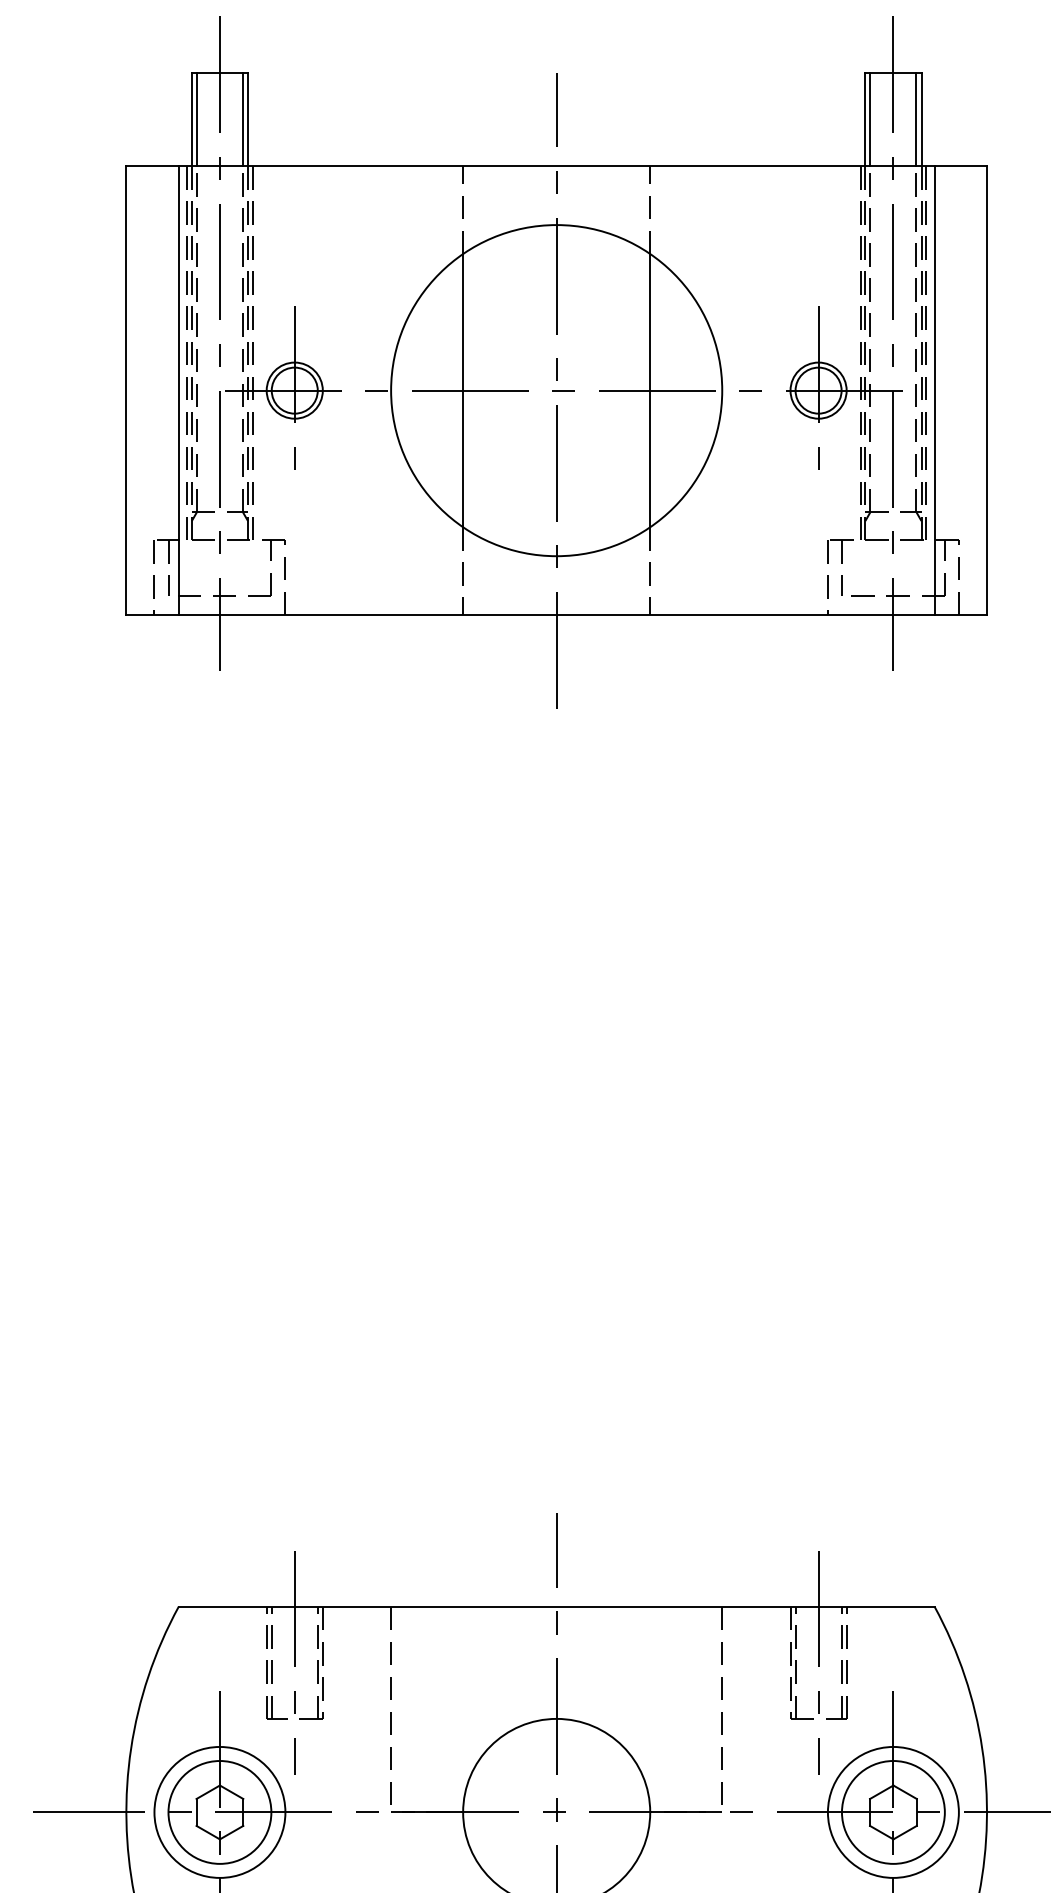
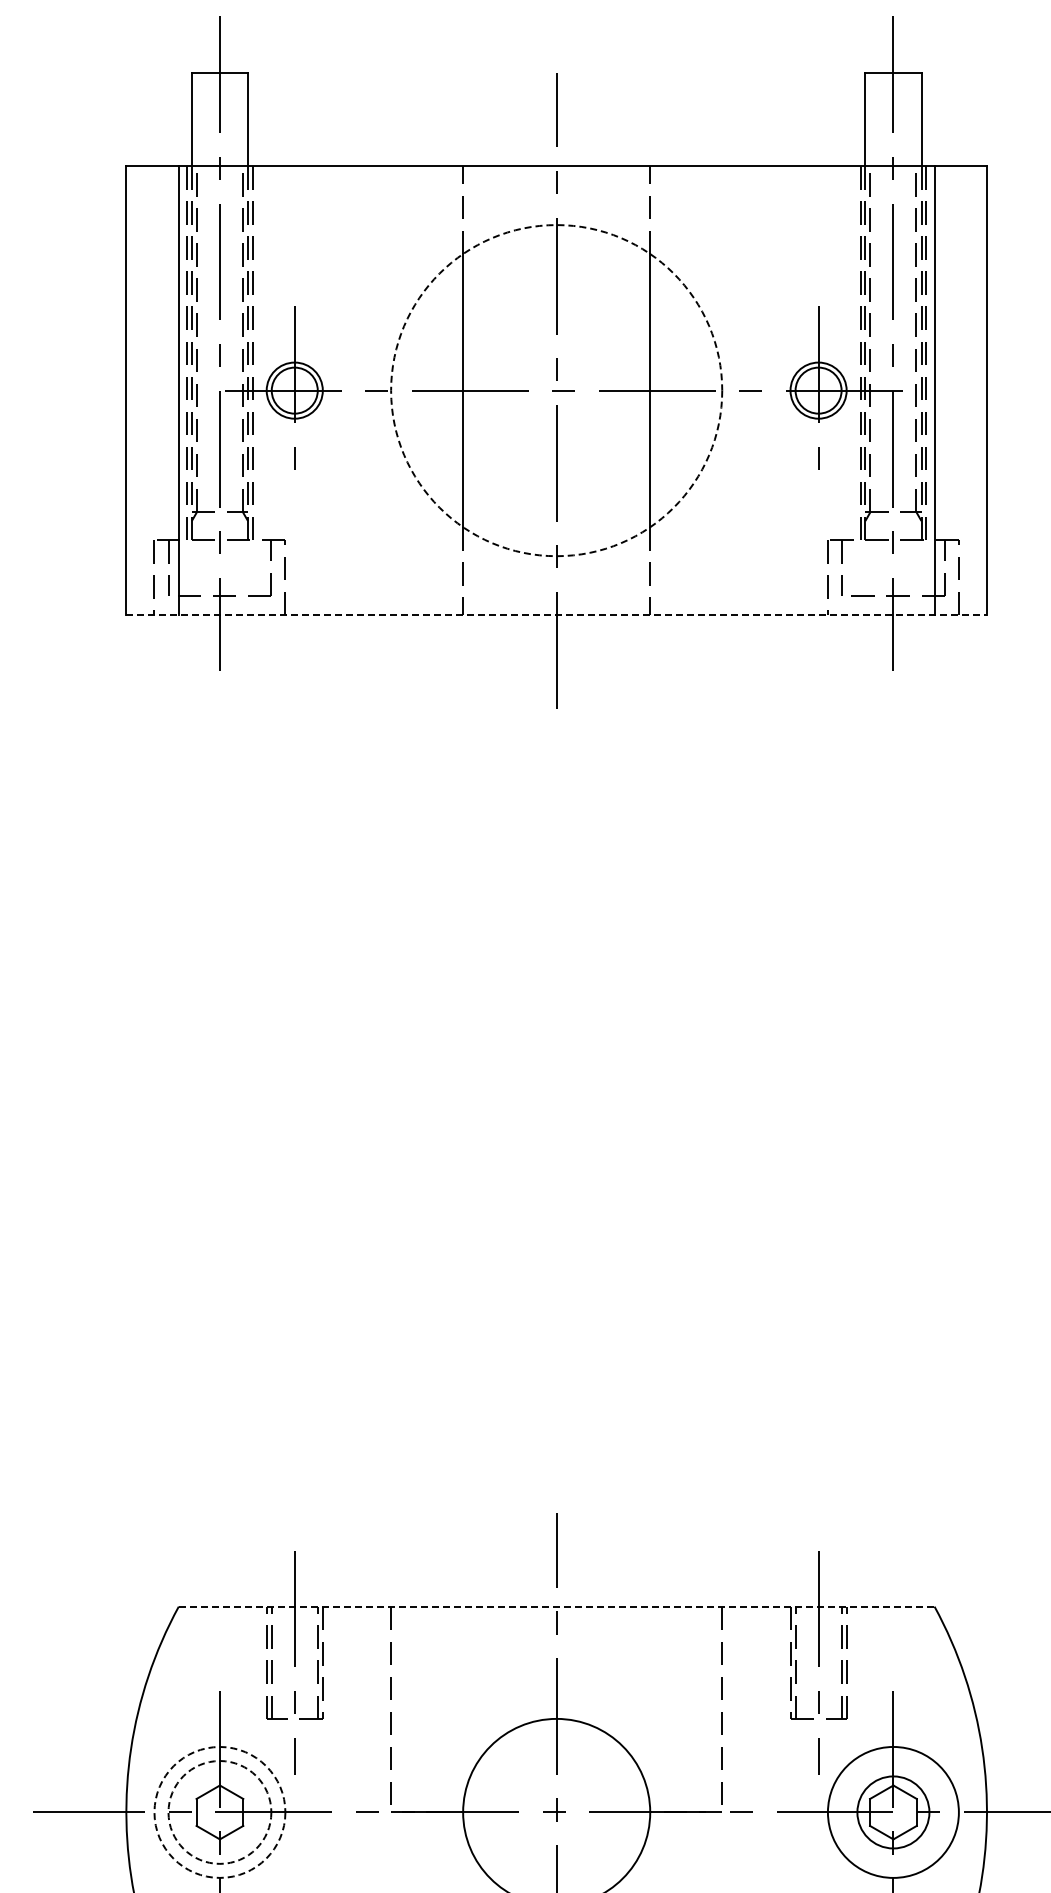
line: present -> none (196, 119)
line: present -> none (242, 119)
line: present -> none (870, 119)
line: present -> none (916, 119)
circle: solid -> dashed (556, 390)
line: solid -> dashed (557, 615)
line: solid -> dashed (556, 1606)
circle: solid -> dashed (219, 1811)
circle: solid -> dashed (219, 1812)
circle diameter: 103 px -> 72 px (893, 1812)
